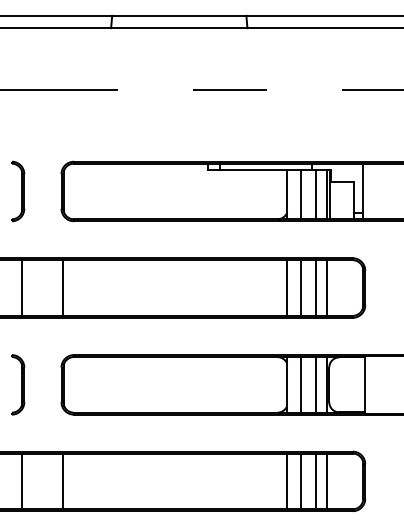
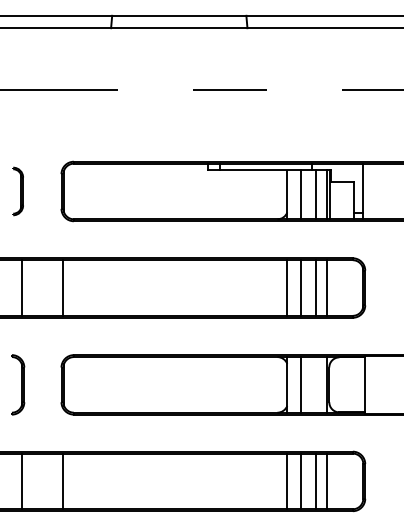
part size: 15x63 px -> 12x51 px (17, 191)
line: present -> none (315, 384)
